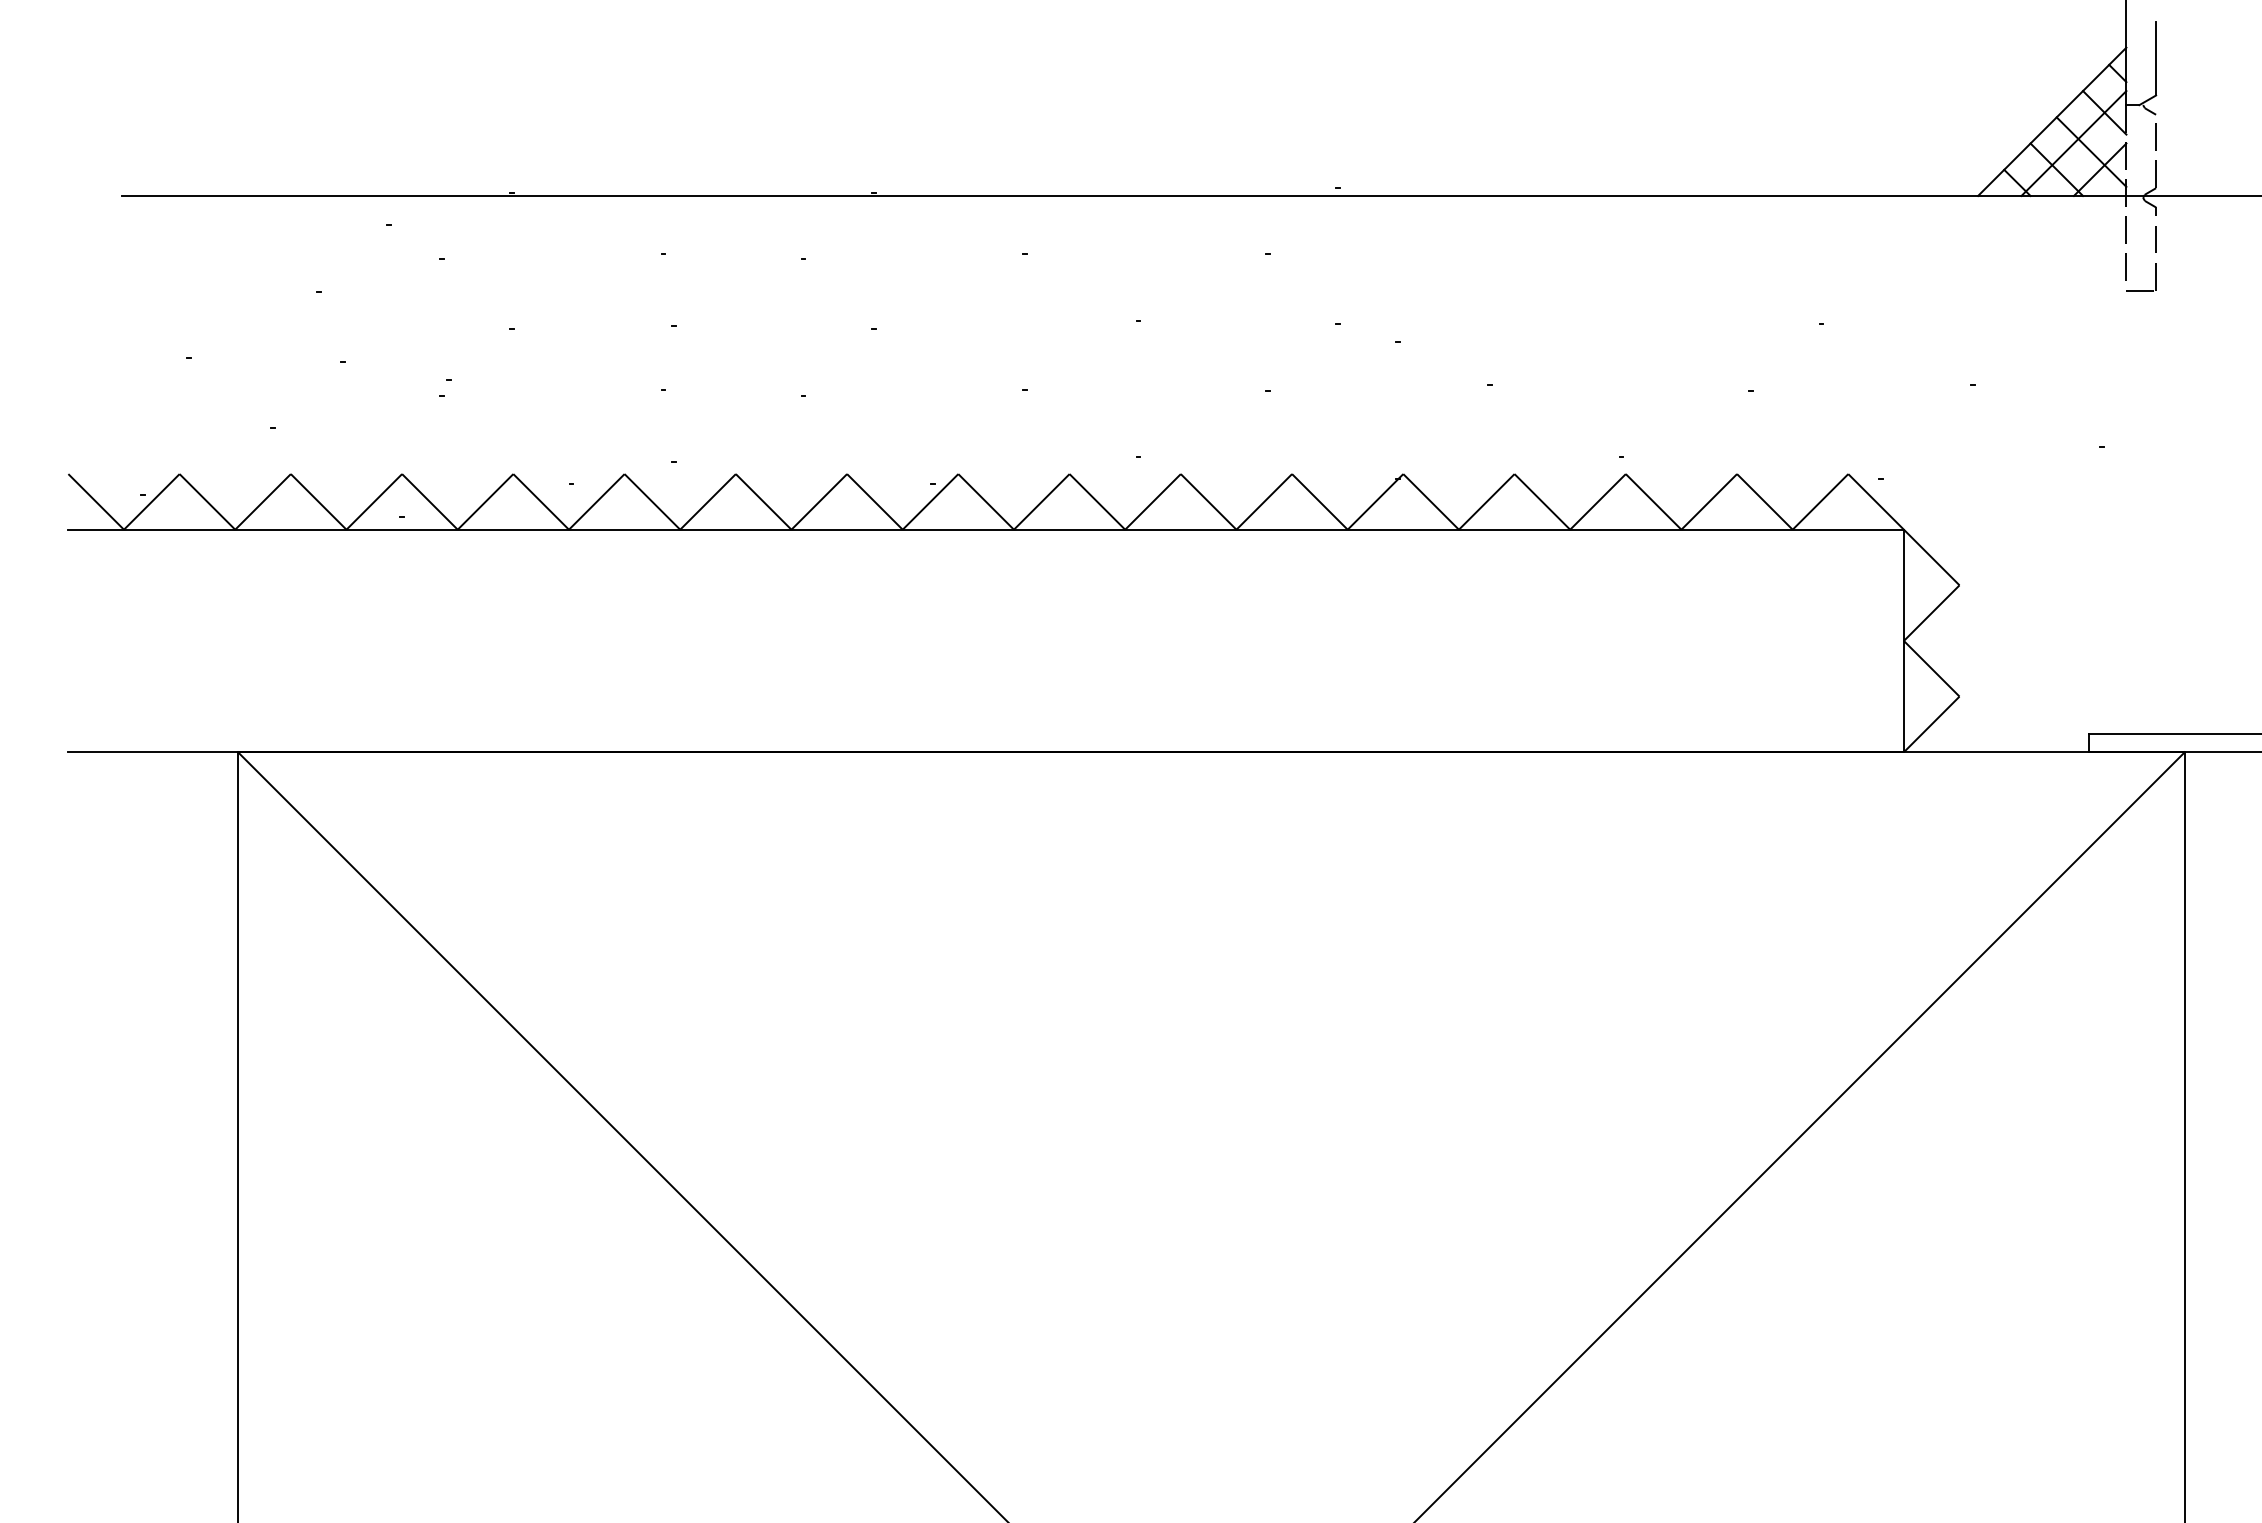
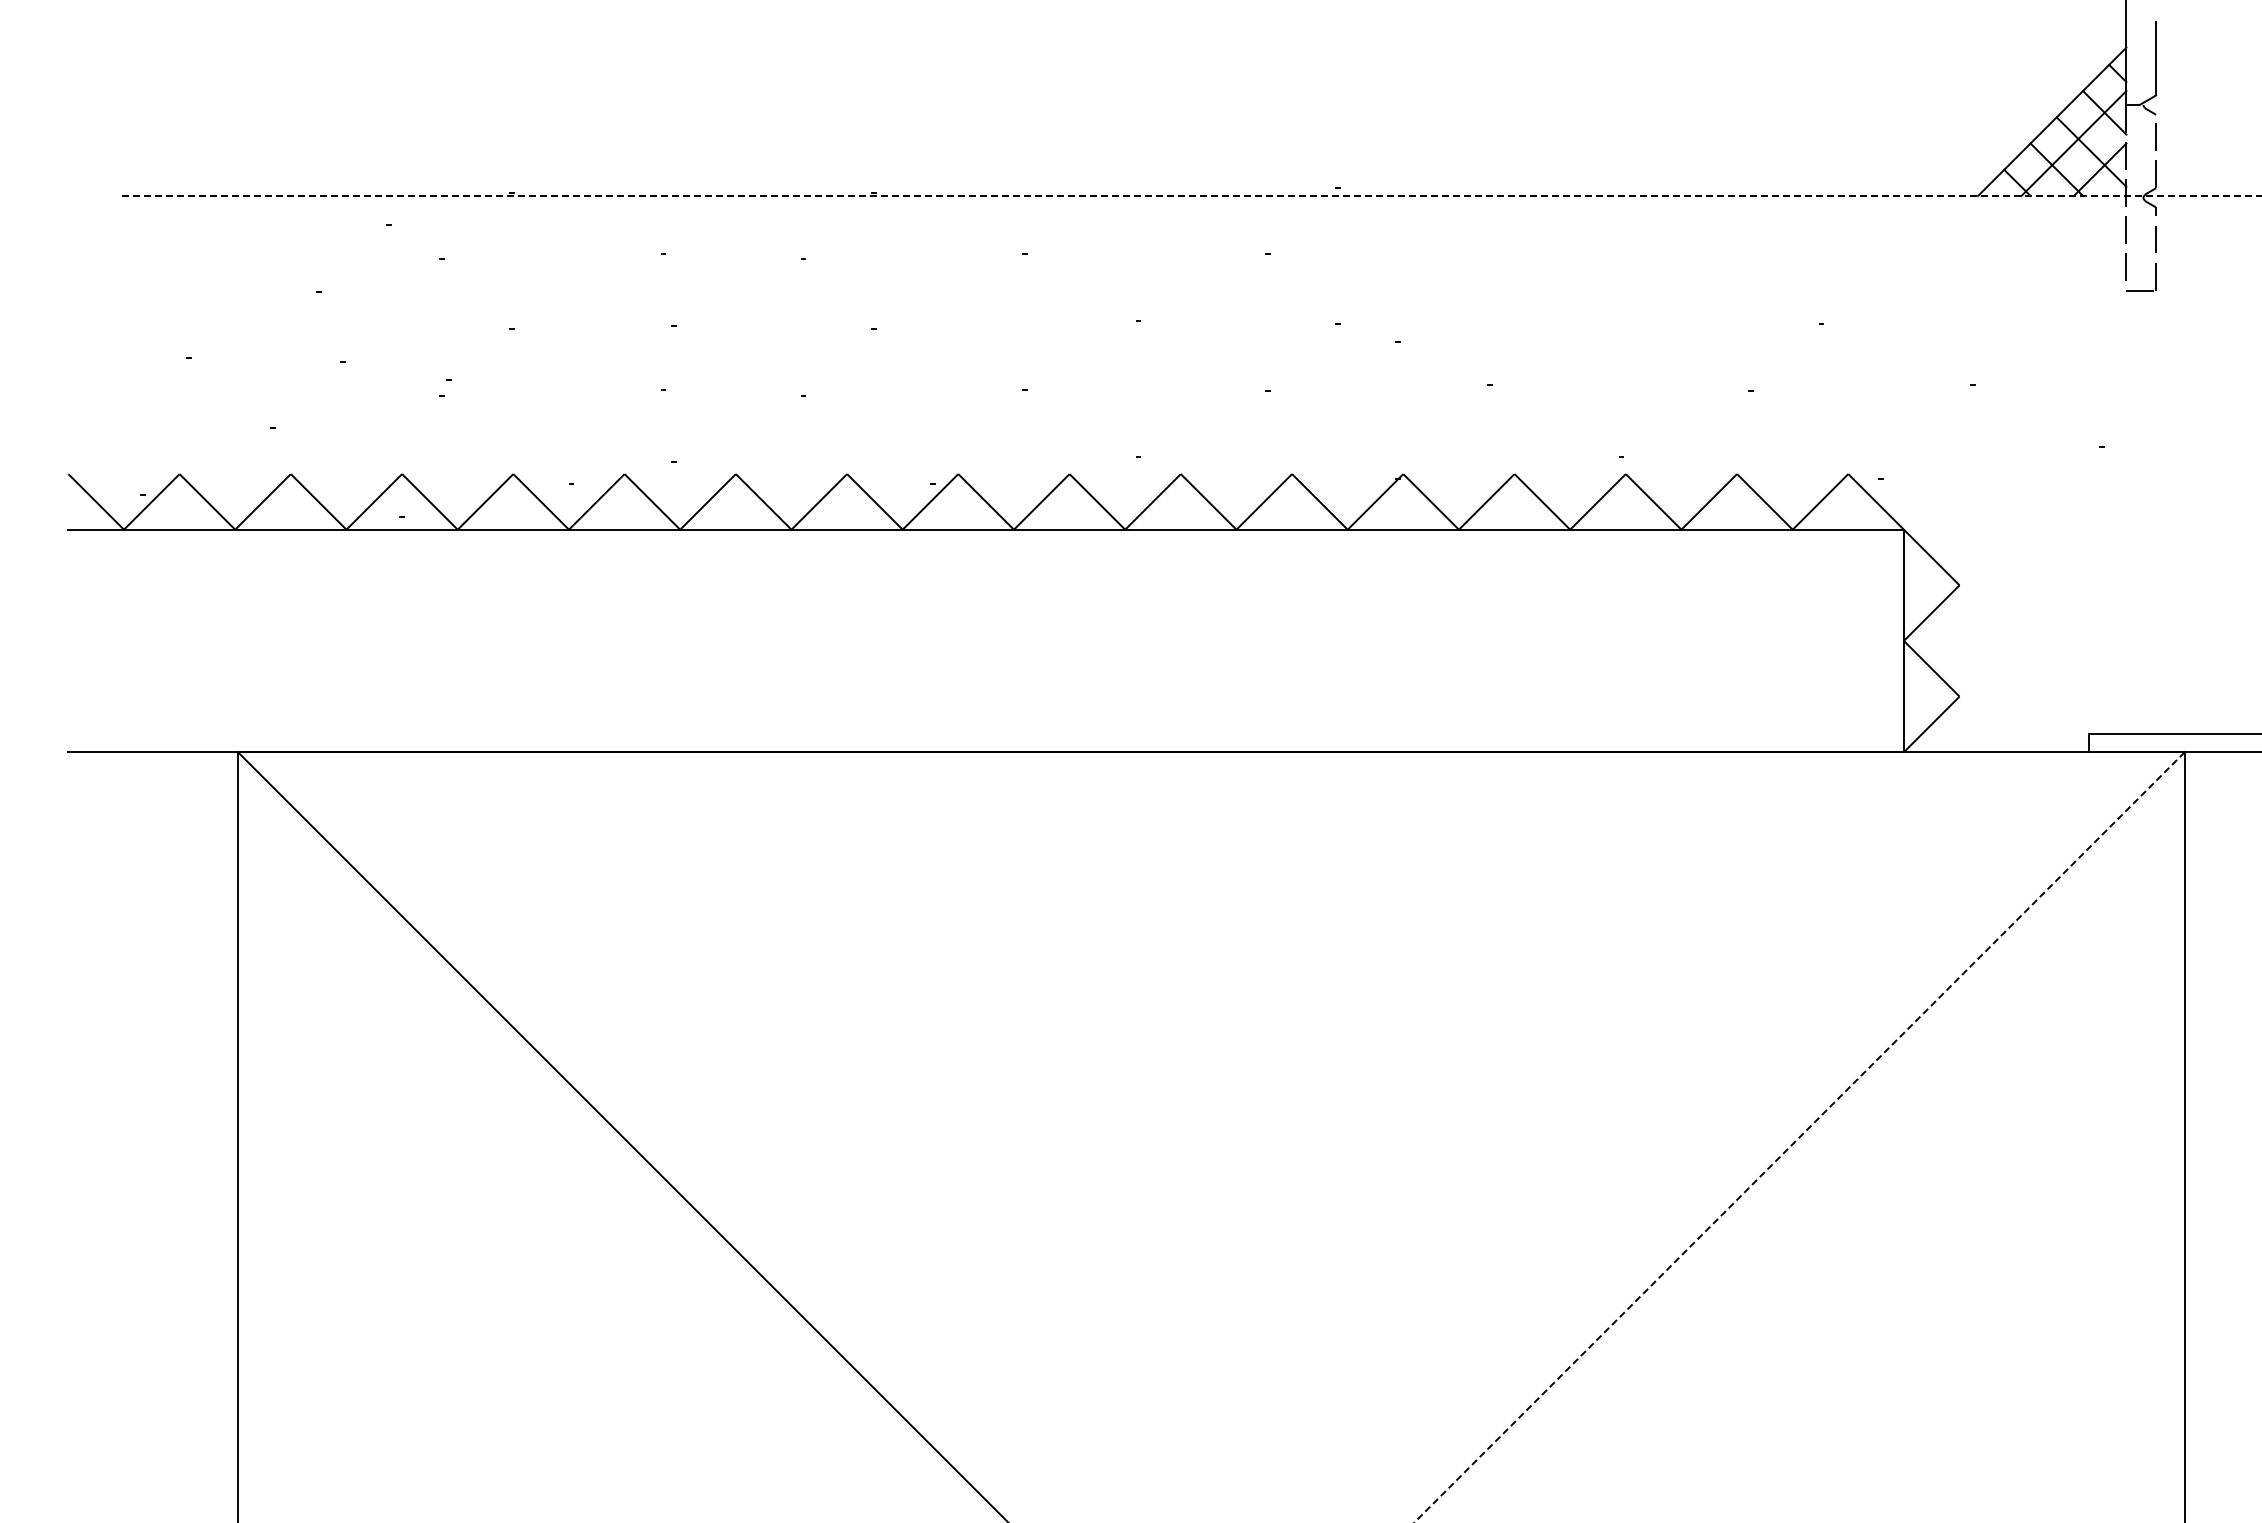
line: solid -> dashed (1191, 195)
line: solid -> dashed (1799, 1137)
